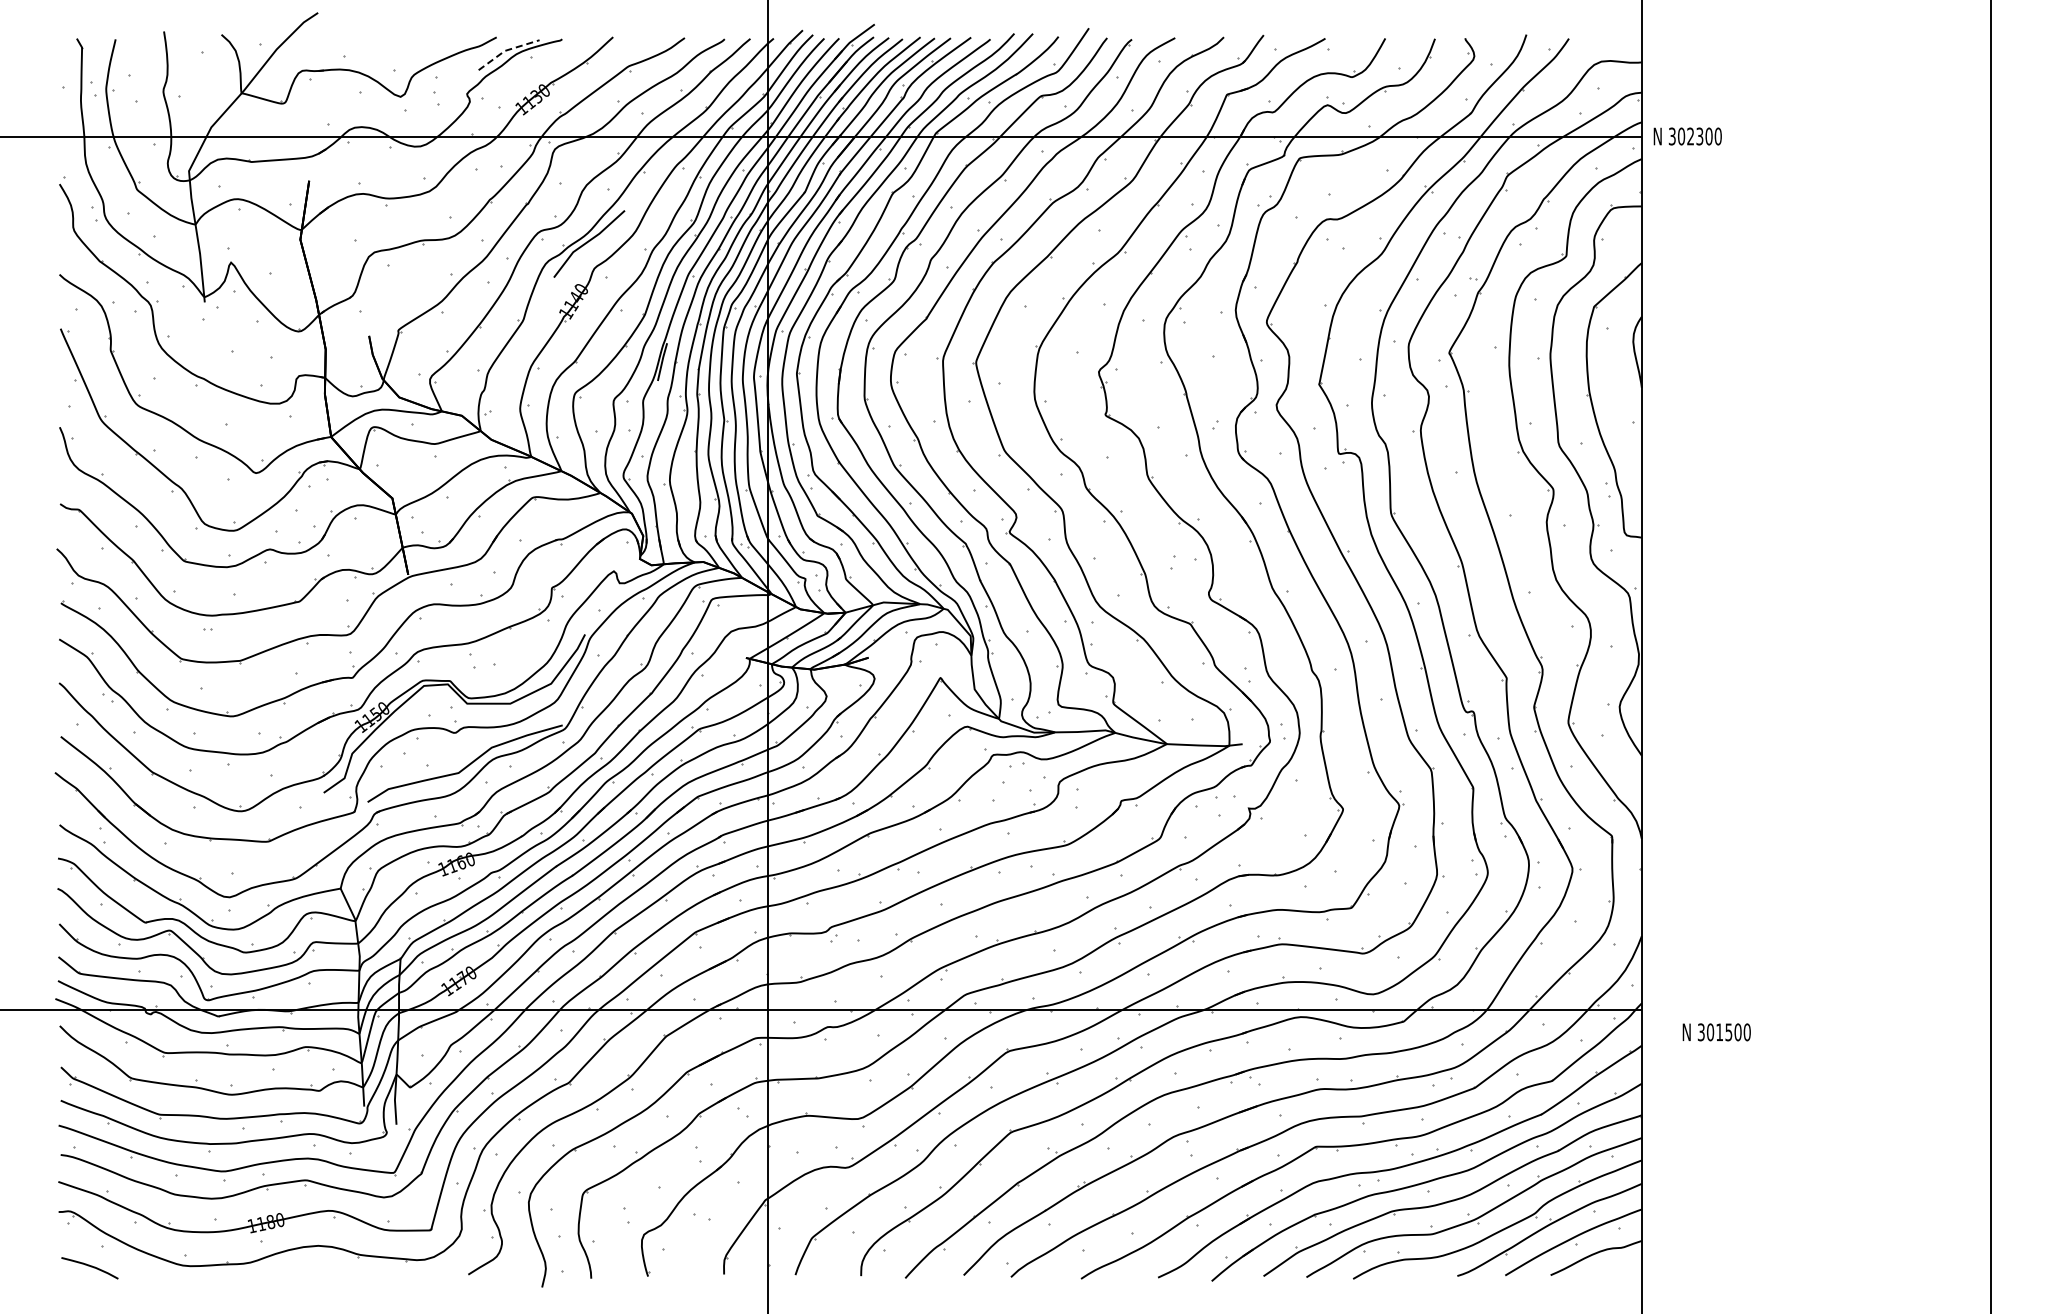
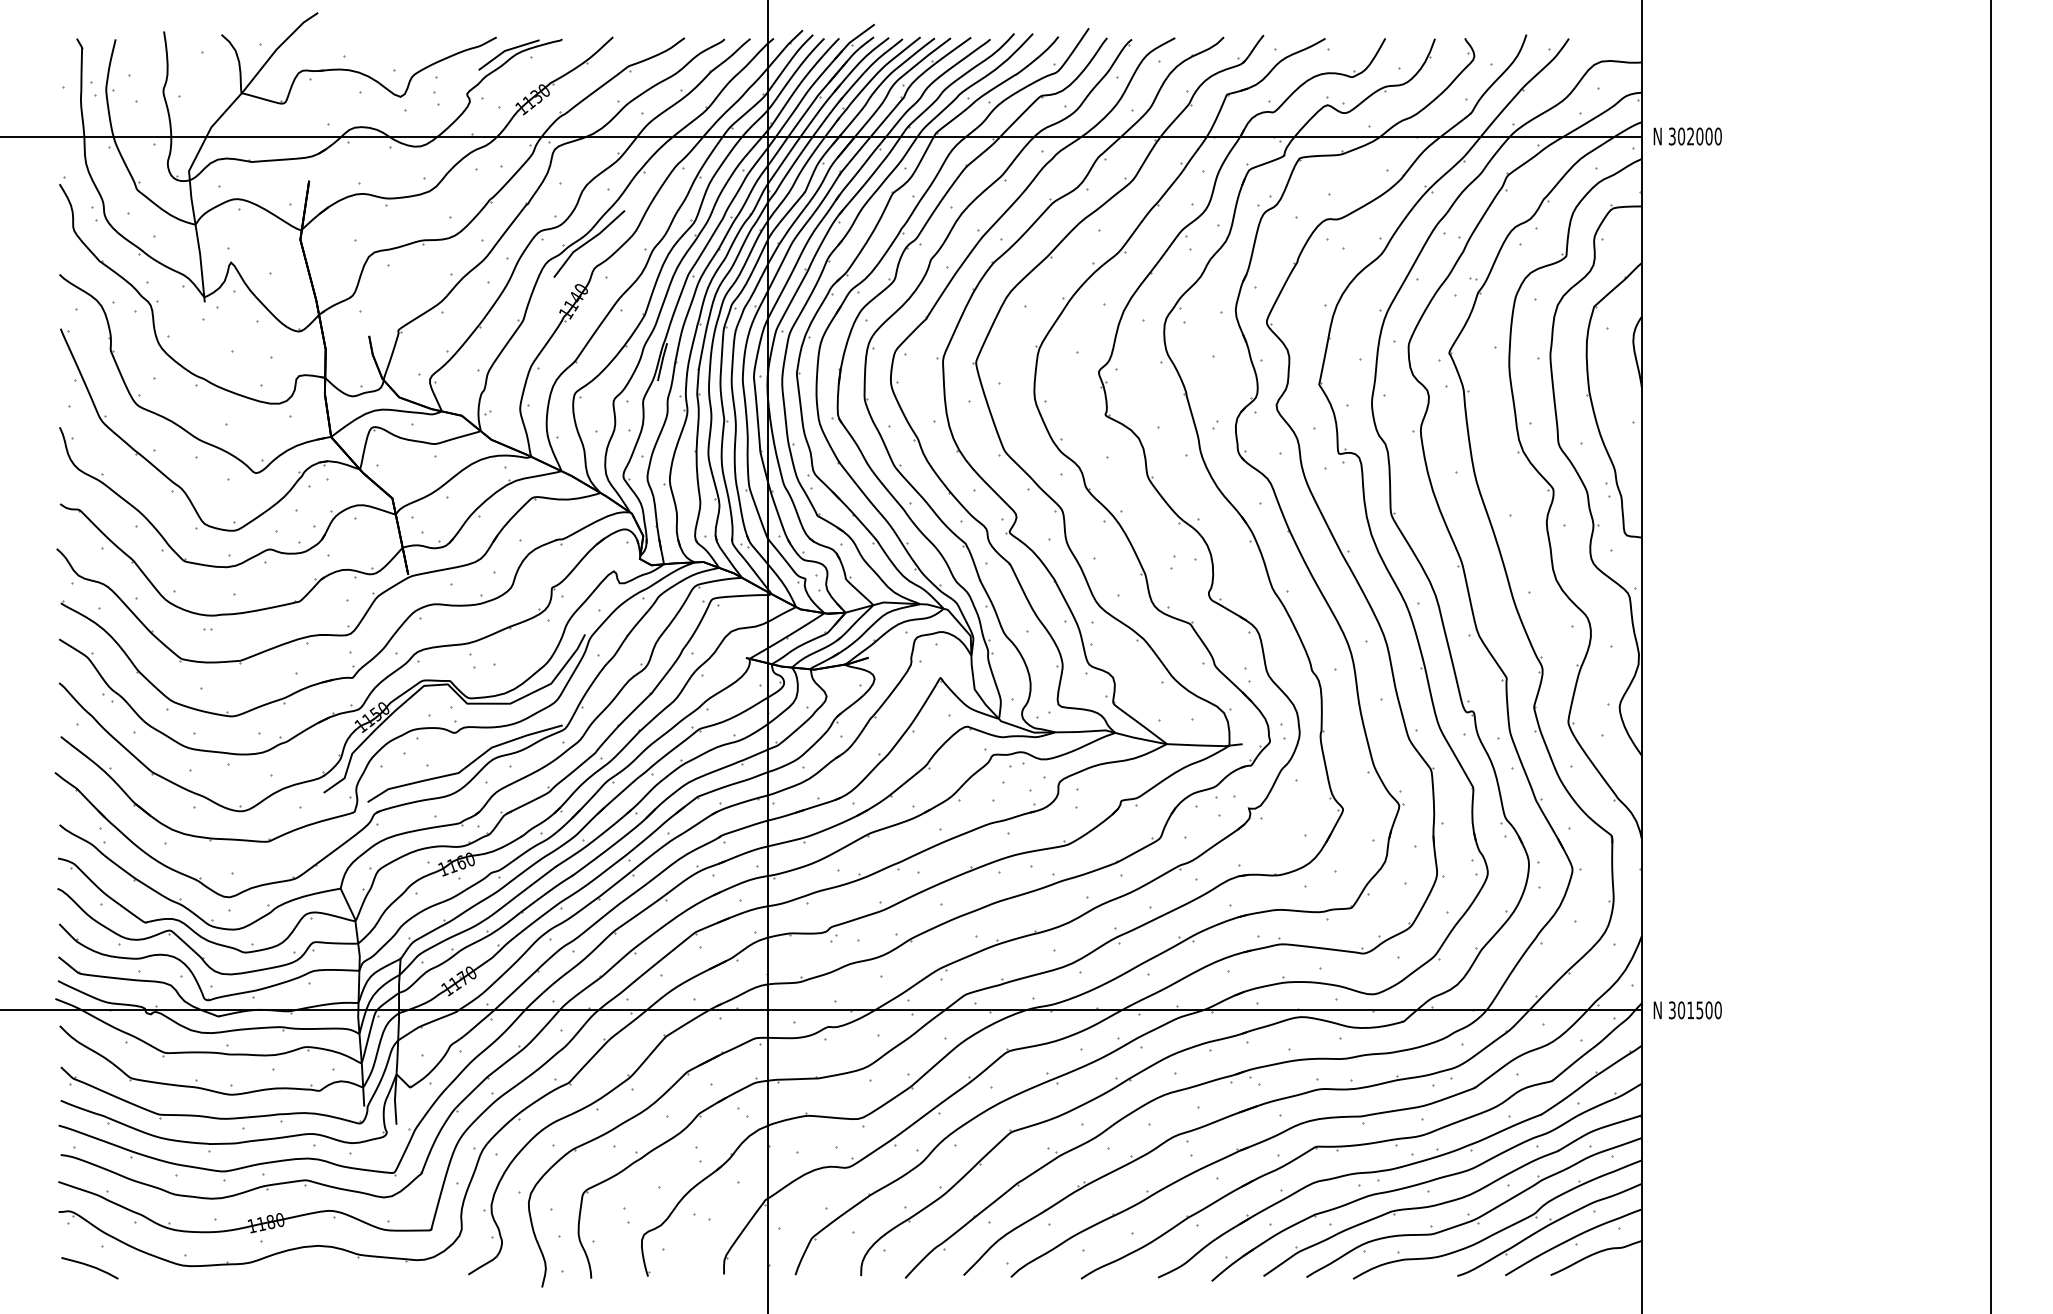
line: dashed -> solid (506, 50)
text: 302300 -> 302000 (1699, 136)
text position: (1716, 1032) -> (1687, 1010) (1687, 1010)
